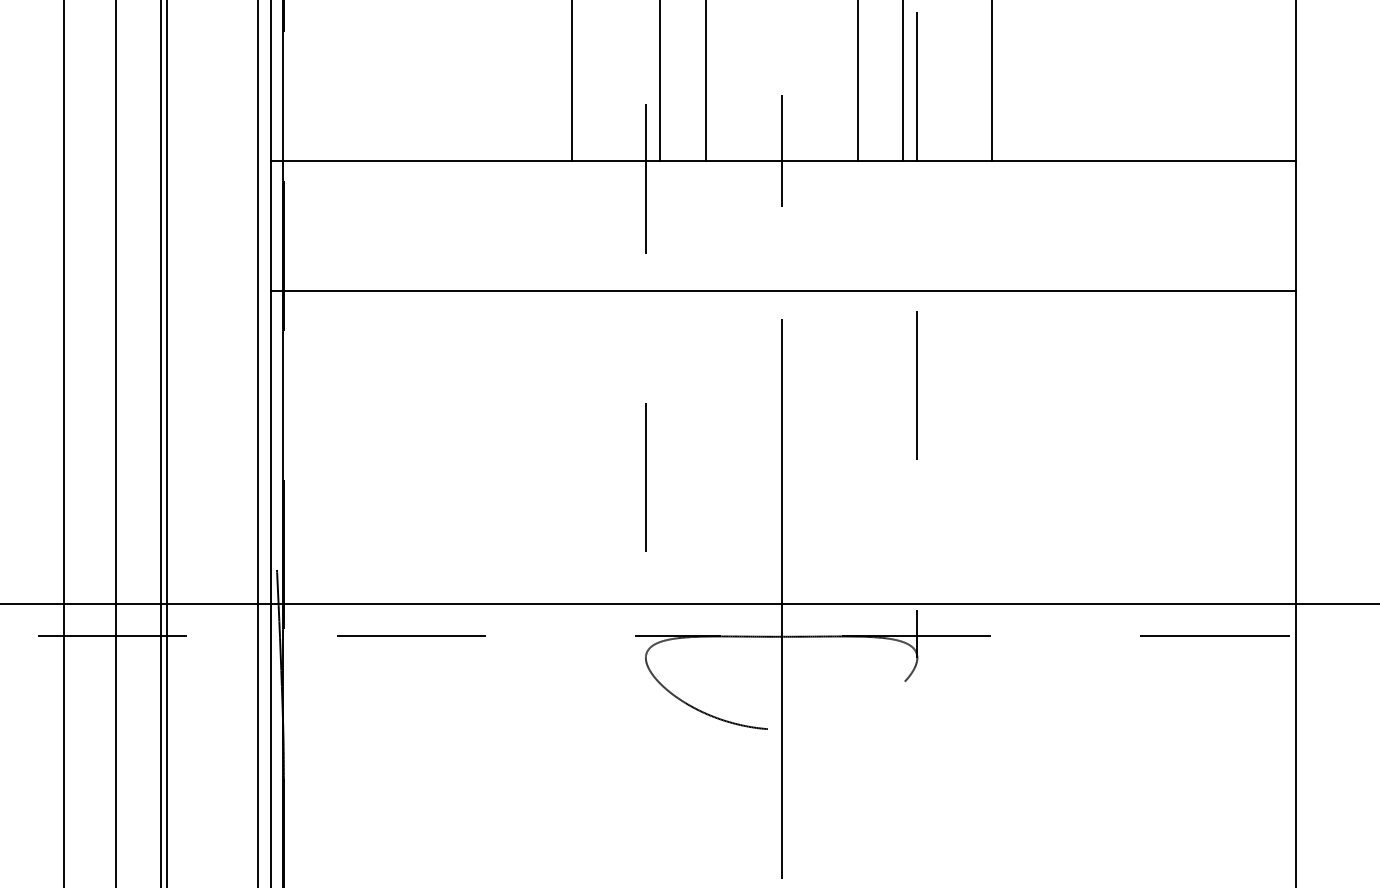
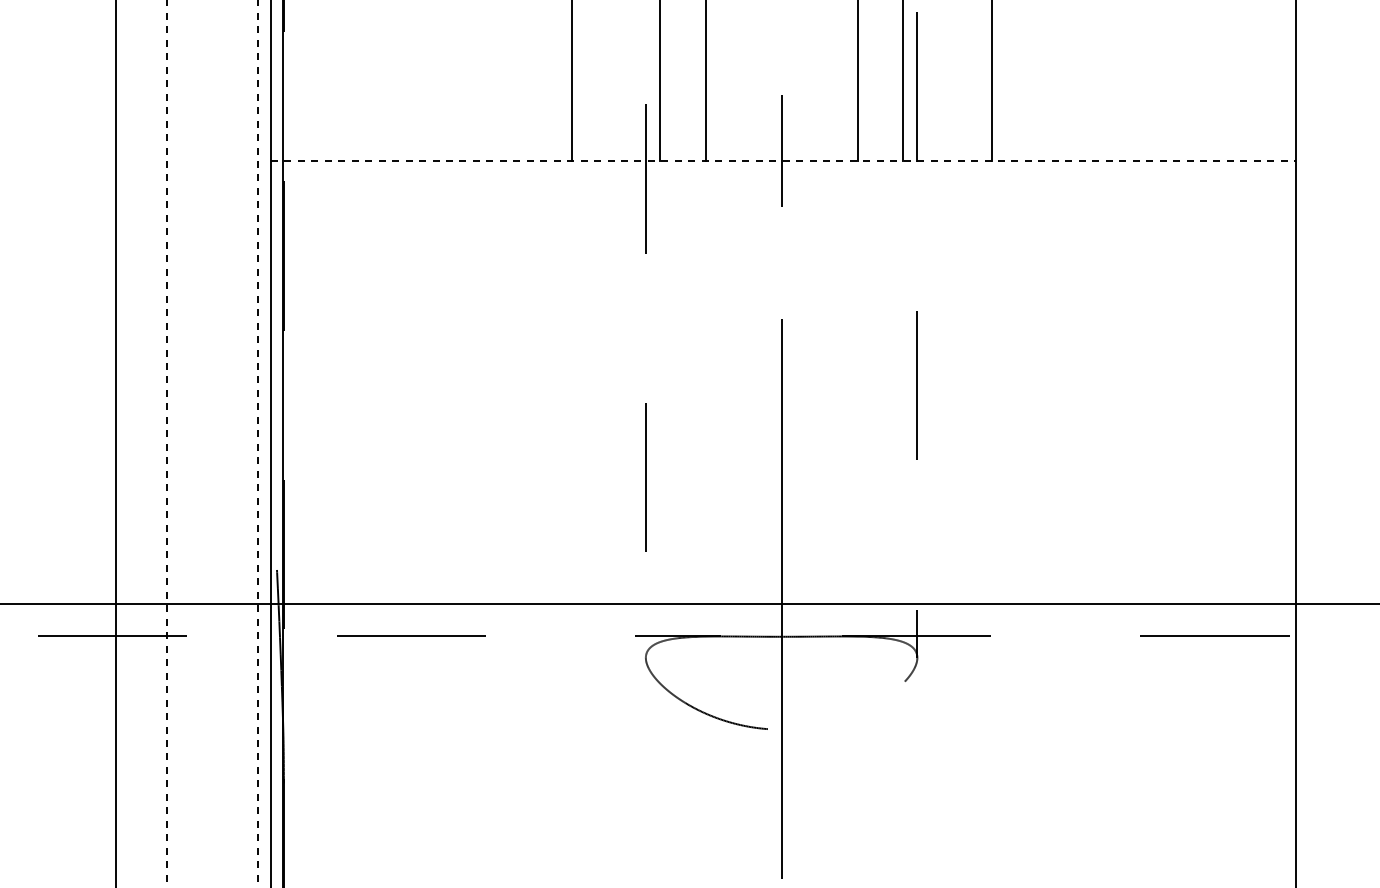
line: solid -> dashed (783, 161)
line: present -> none (782, 290)
line: present -> none (64, 443)
line: present -> none (160, 443)
line: solid -> dashed (167, 444)
line: solid -> dashed (258, 444)
